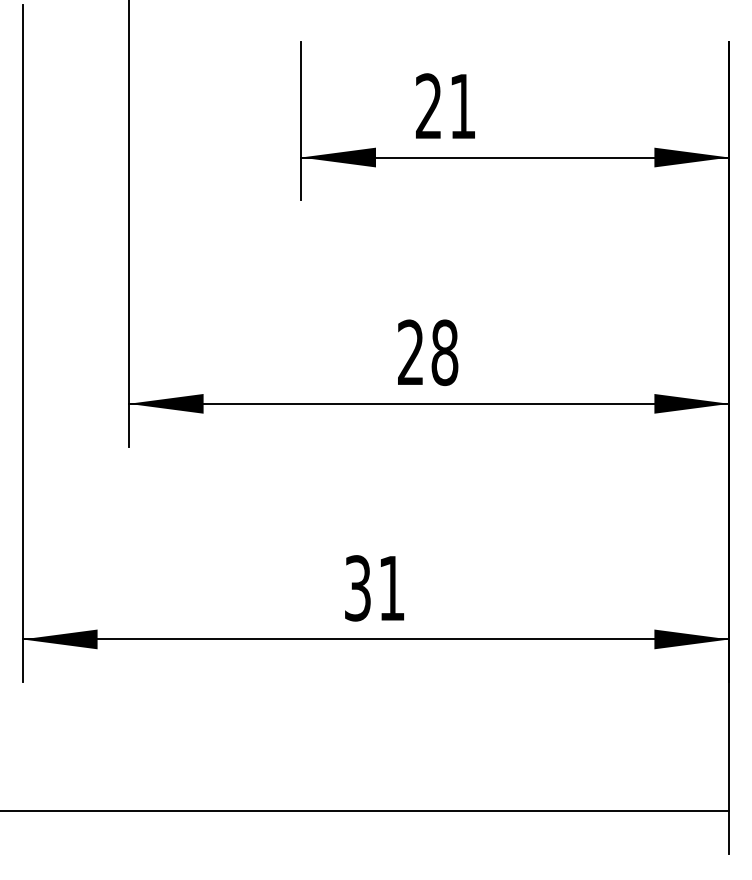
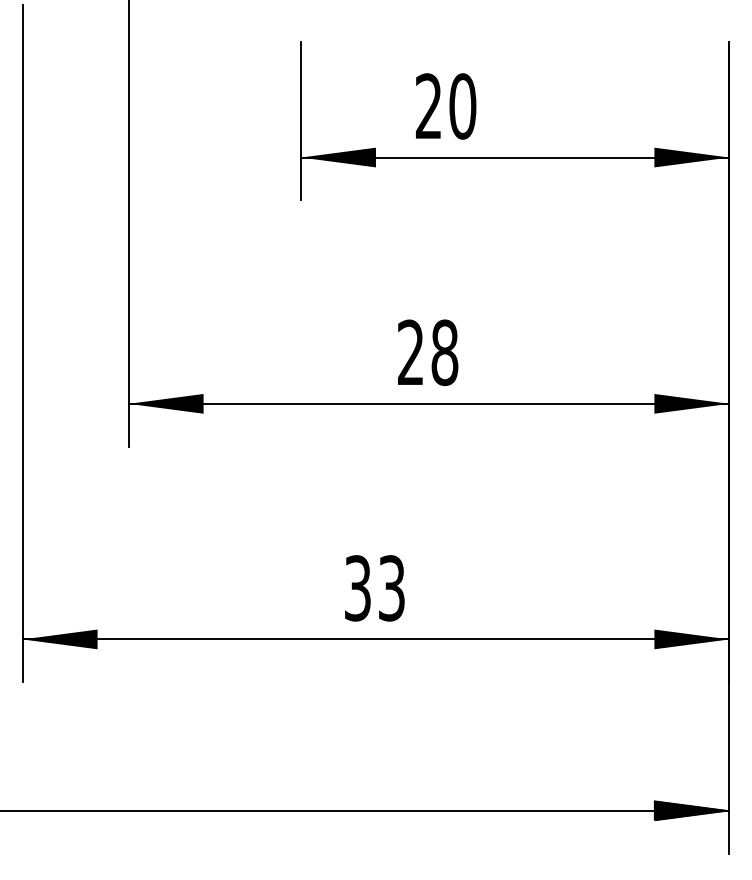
text: 21 -> 20 (462, 106)
text: 31 -> 33 (391, 588)
hatch: none -> present (691, 810)
